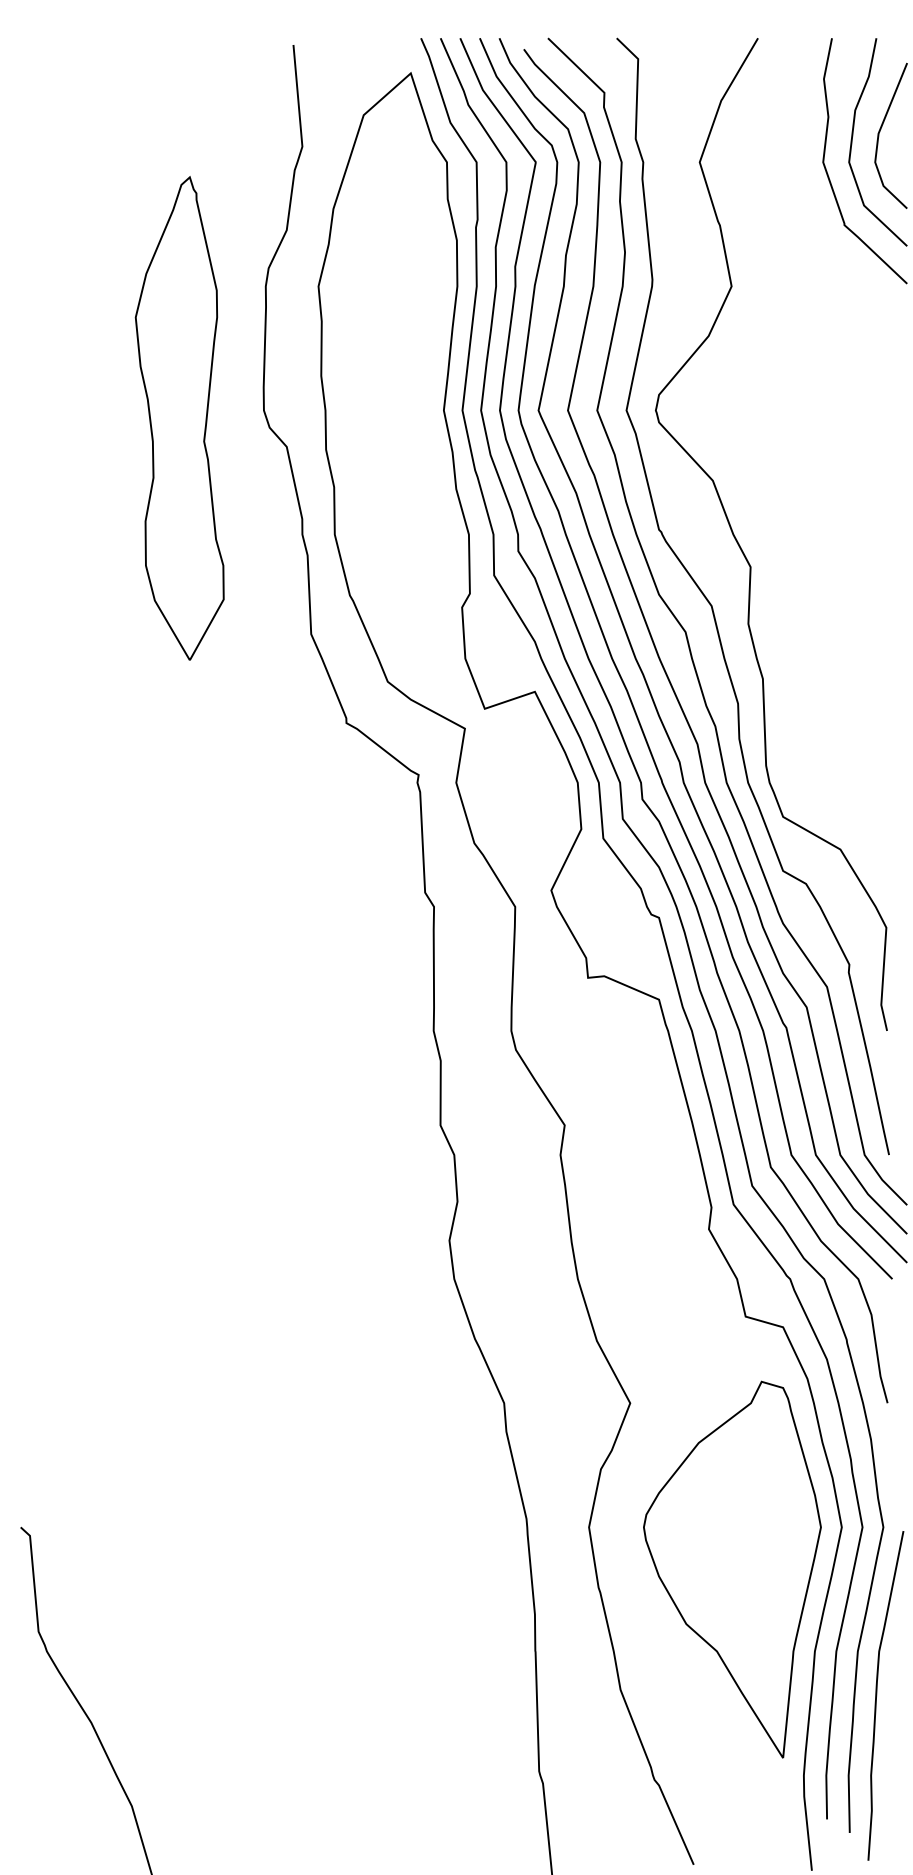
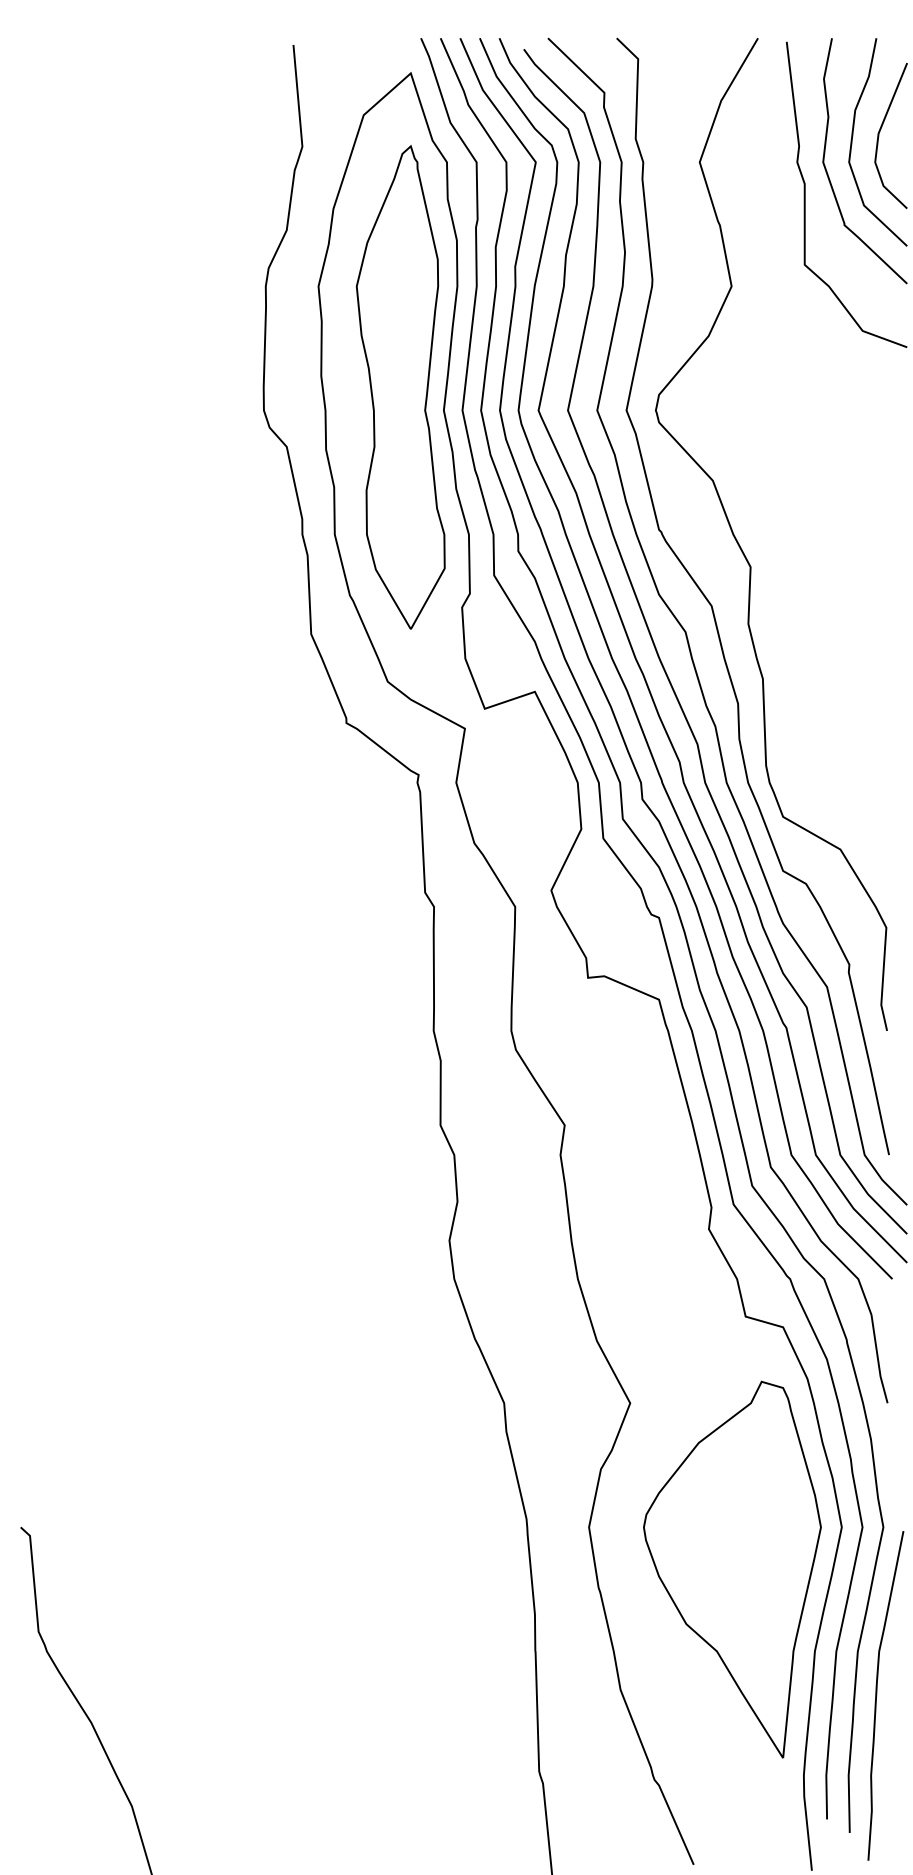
curve: none -> present (805, 194)
part position: (179, 418) -> (400, 387) (400, 387)
